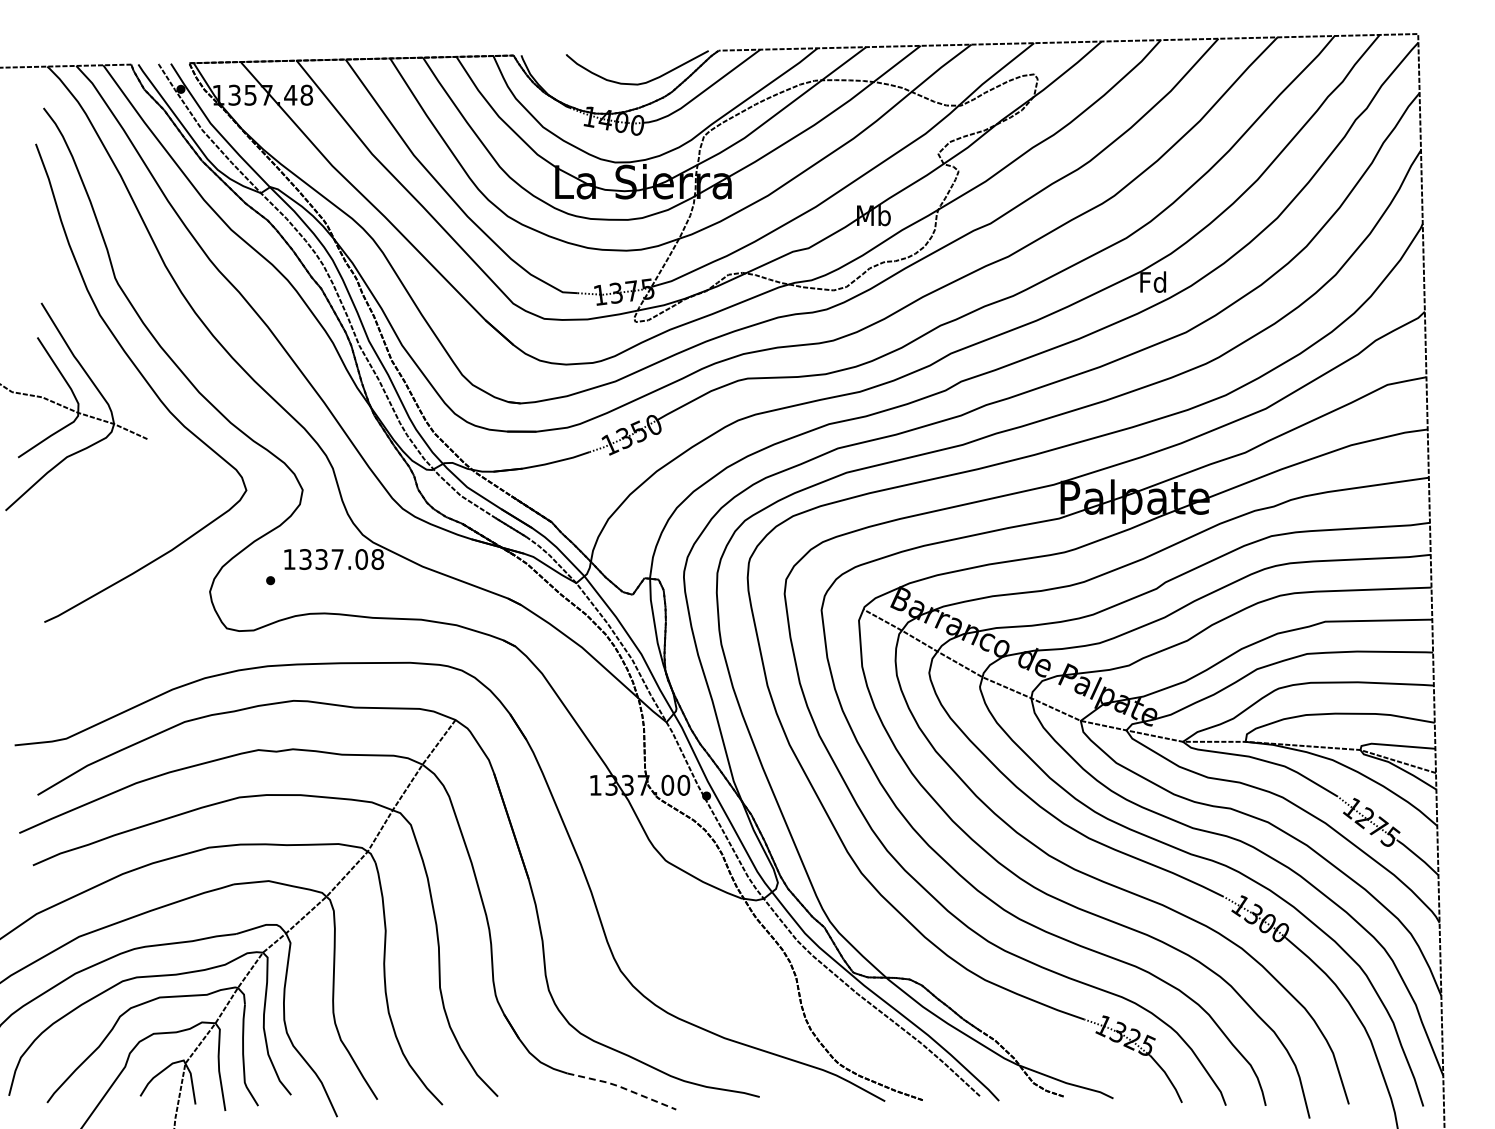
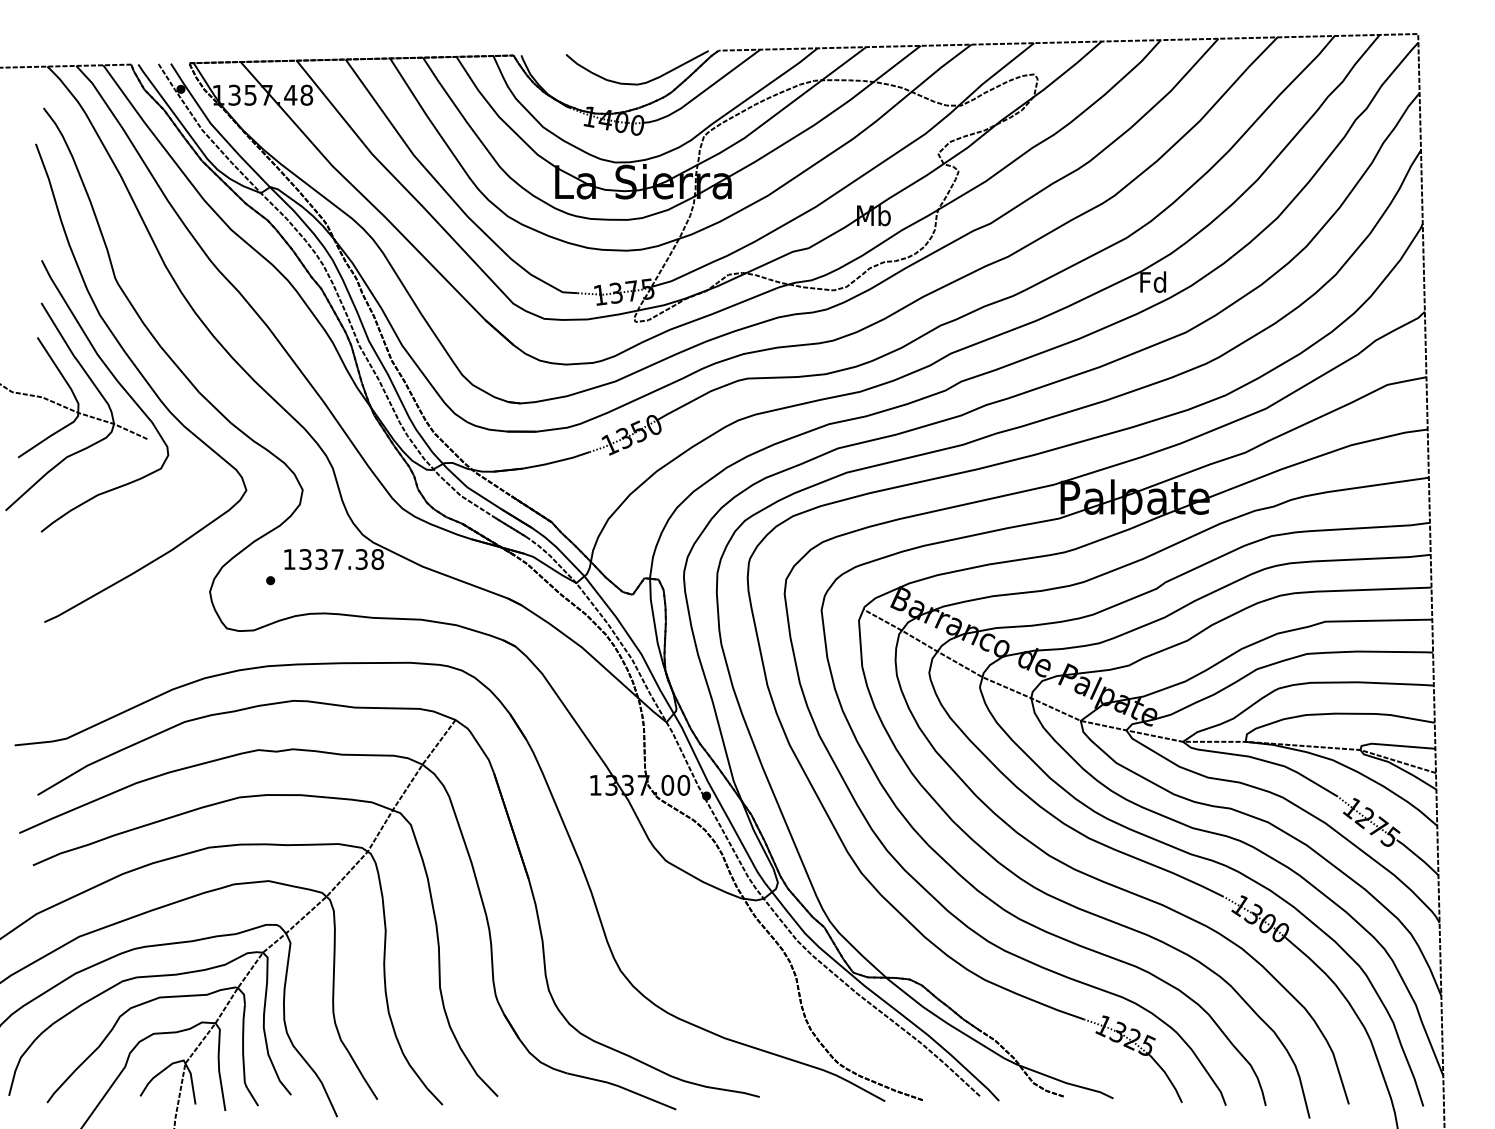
curve: none -> present (119, 385)
text: 1337.08 -> 1337.38 (361, 559)
line: dashed -> solid (622, 1087)
